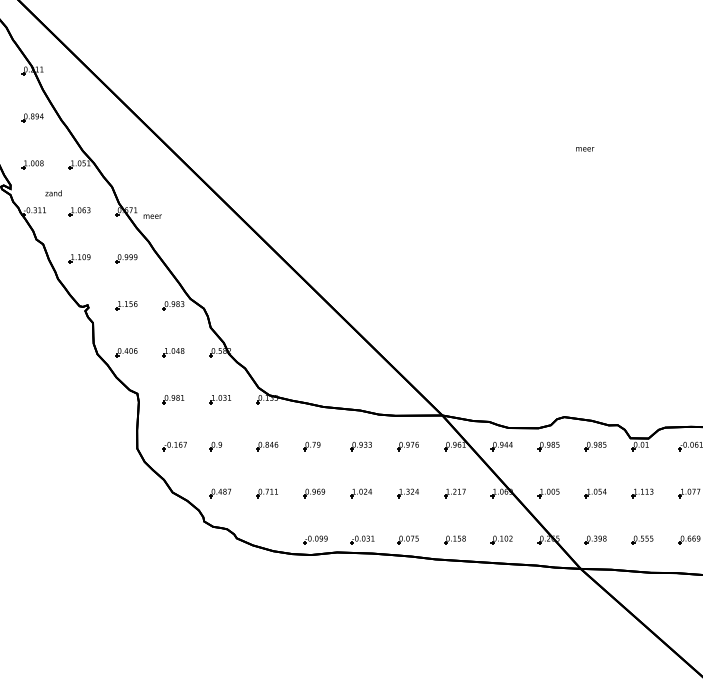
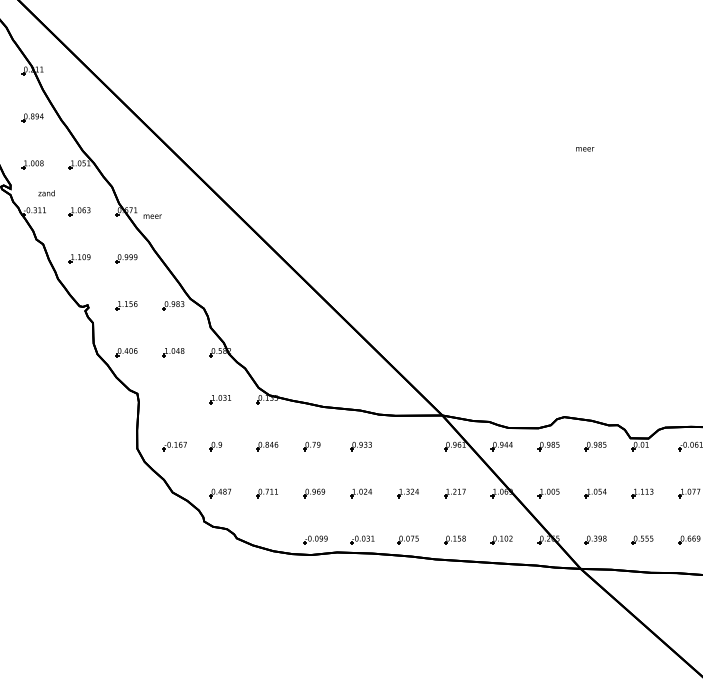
text position: (53, 193) -> (46, 193) (46, 193)
part: present -> none (173, 399)
part: present -> none (407, 446)
